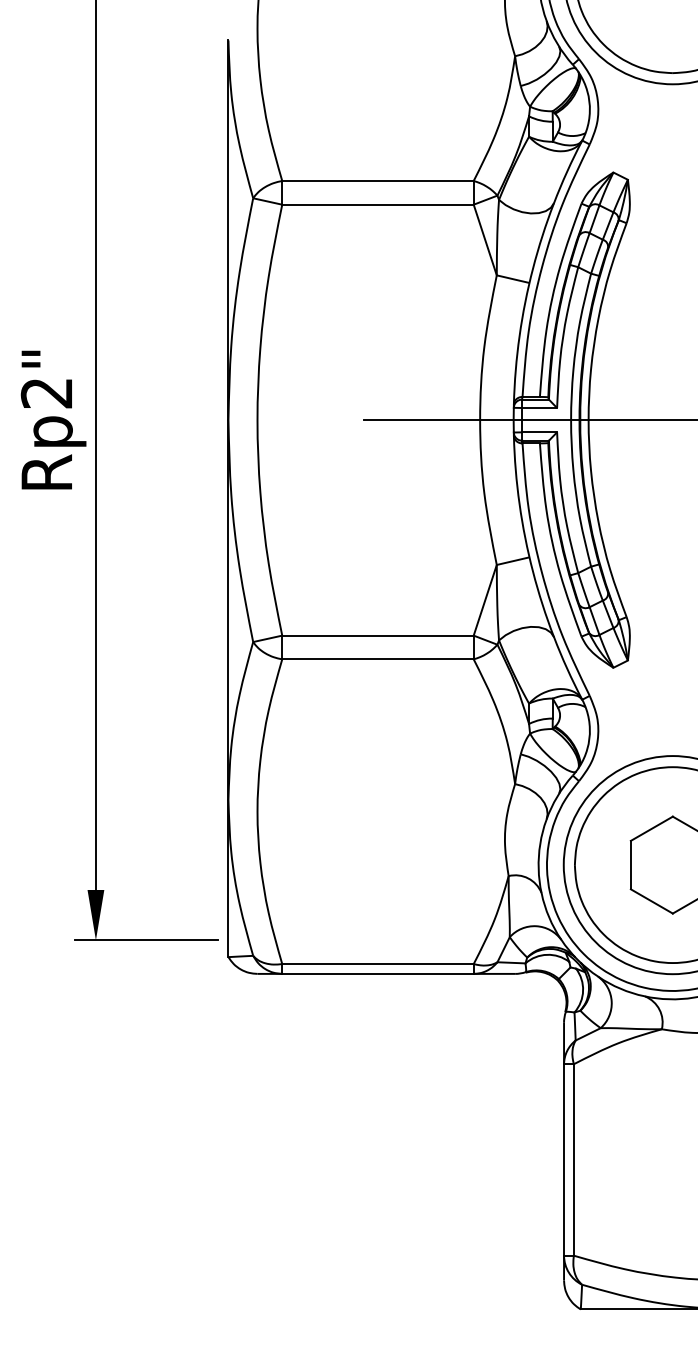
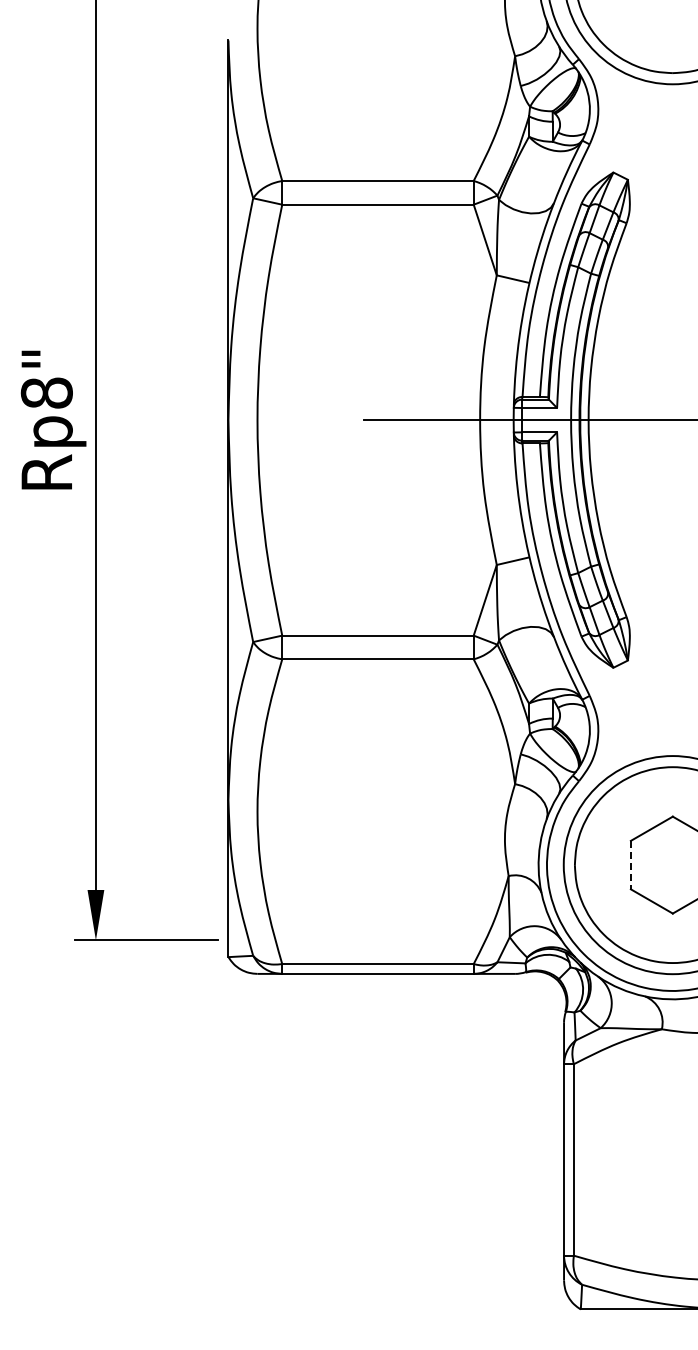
text: Rp2" -> Rp8" (46, 392)
line: solid -> dashed (630, 865)
